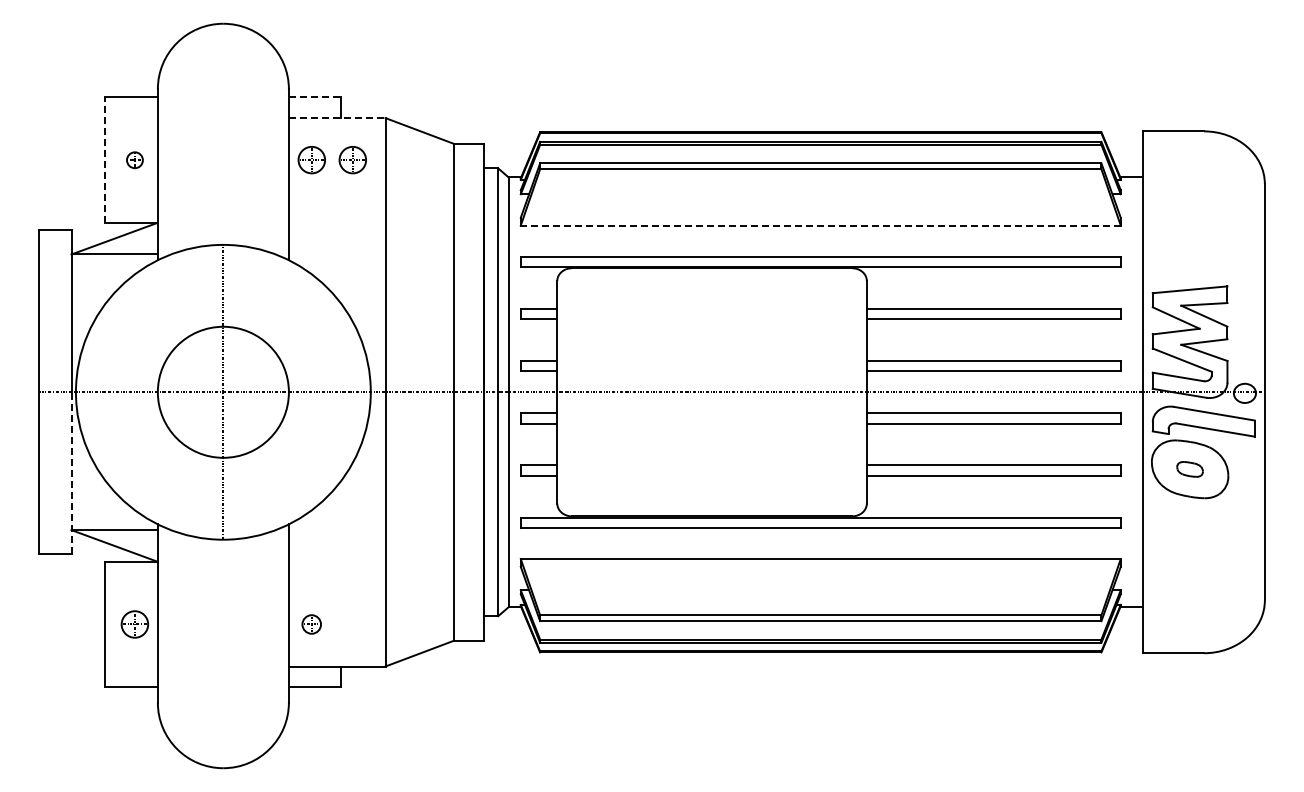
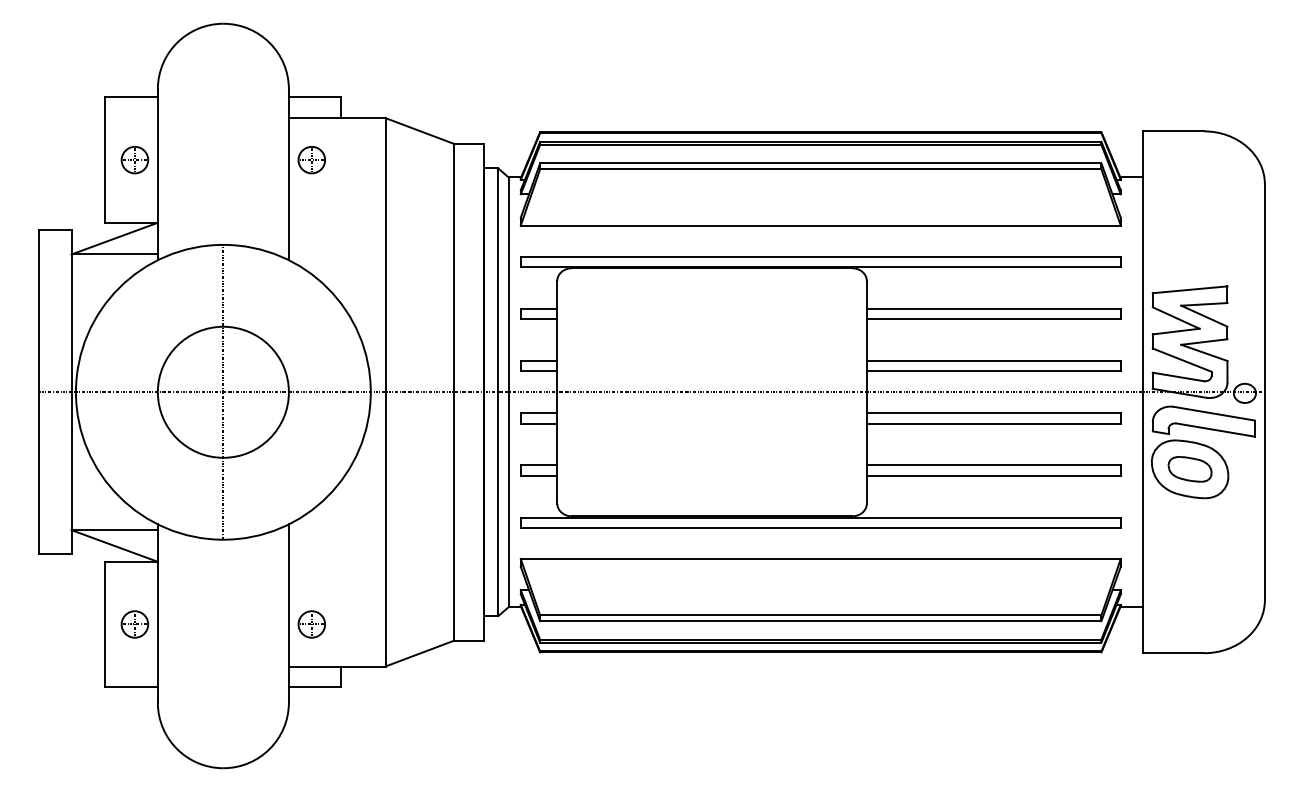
line: dashed -> solid (315, 97)
line: dashed -> solid (337, 118)
line: dashed -> solid (105, 160)
part size: 18x19 px -> 30x29 px (134, 160)
part: present -> none (352, 160)
line: dashed -> solid (820, 225)
part size: 28x17 px -> 46x27 px (1189, 469)
line: dashed -> solid (71, 472)
part size: 21x21 px -> 29x29 px (311, 624)
